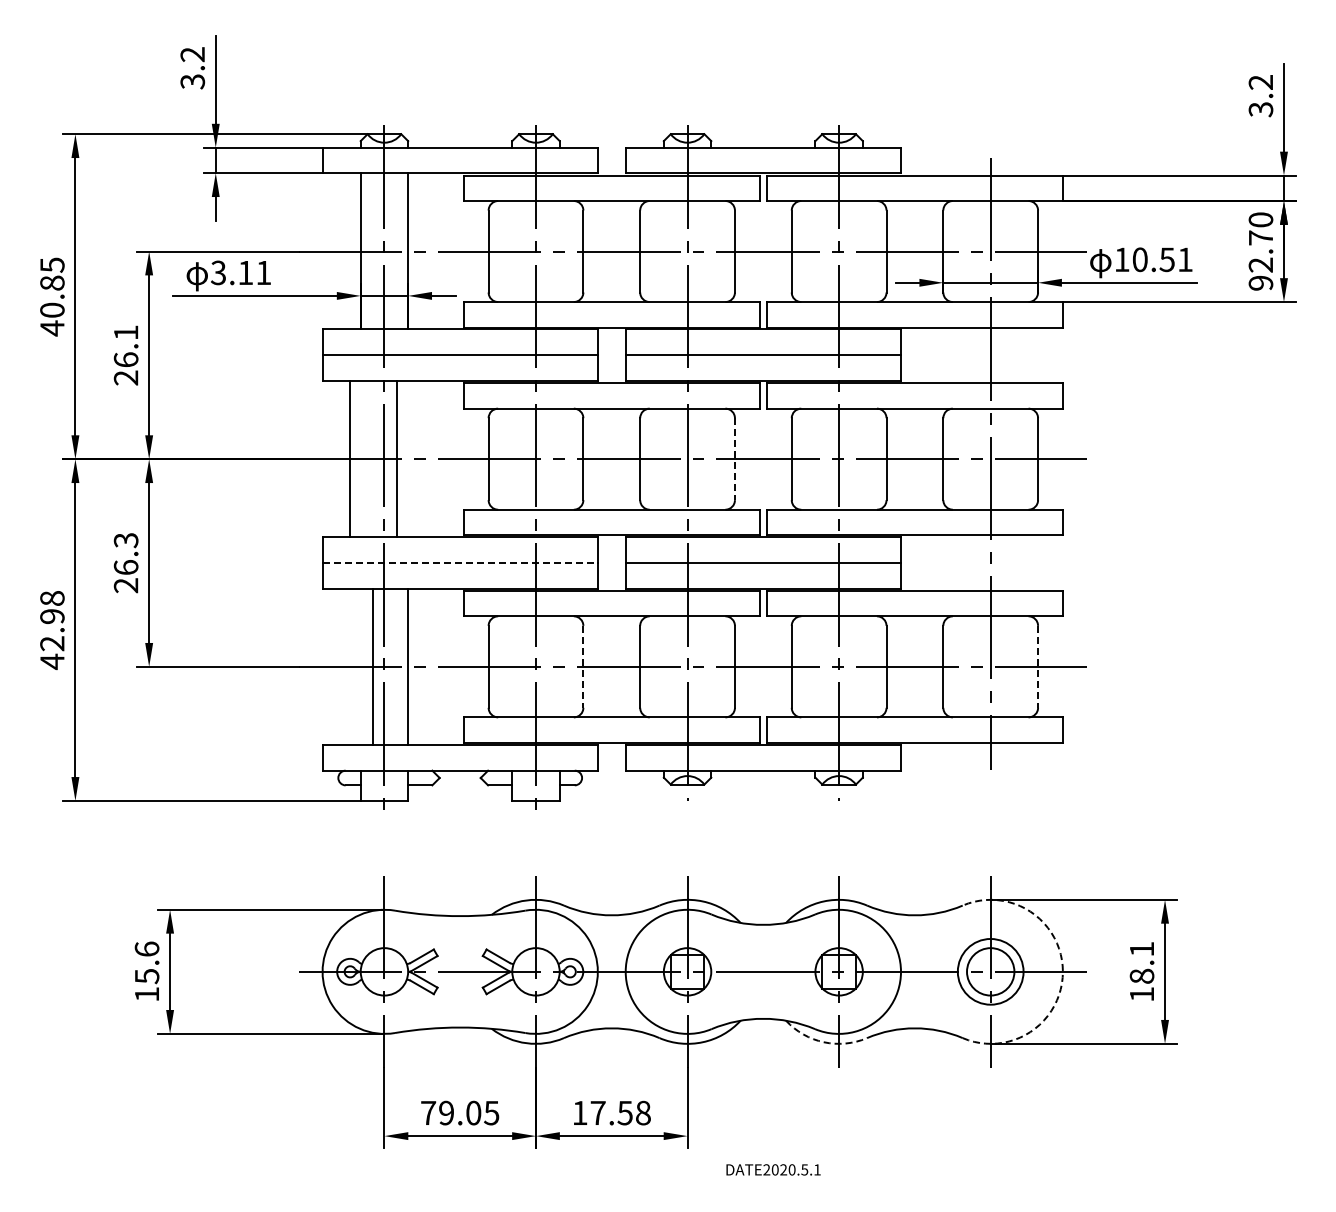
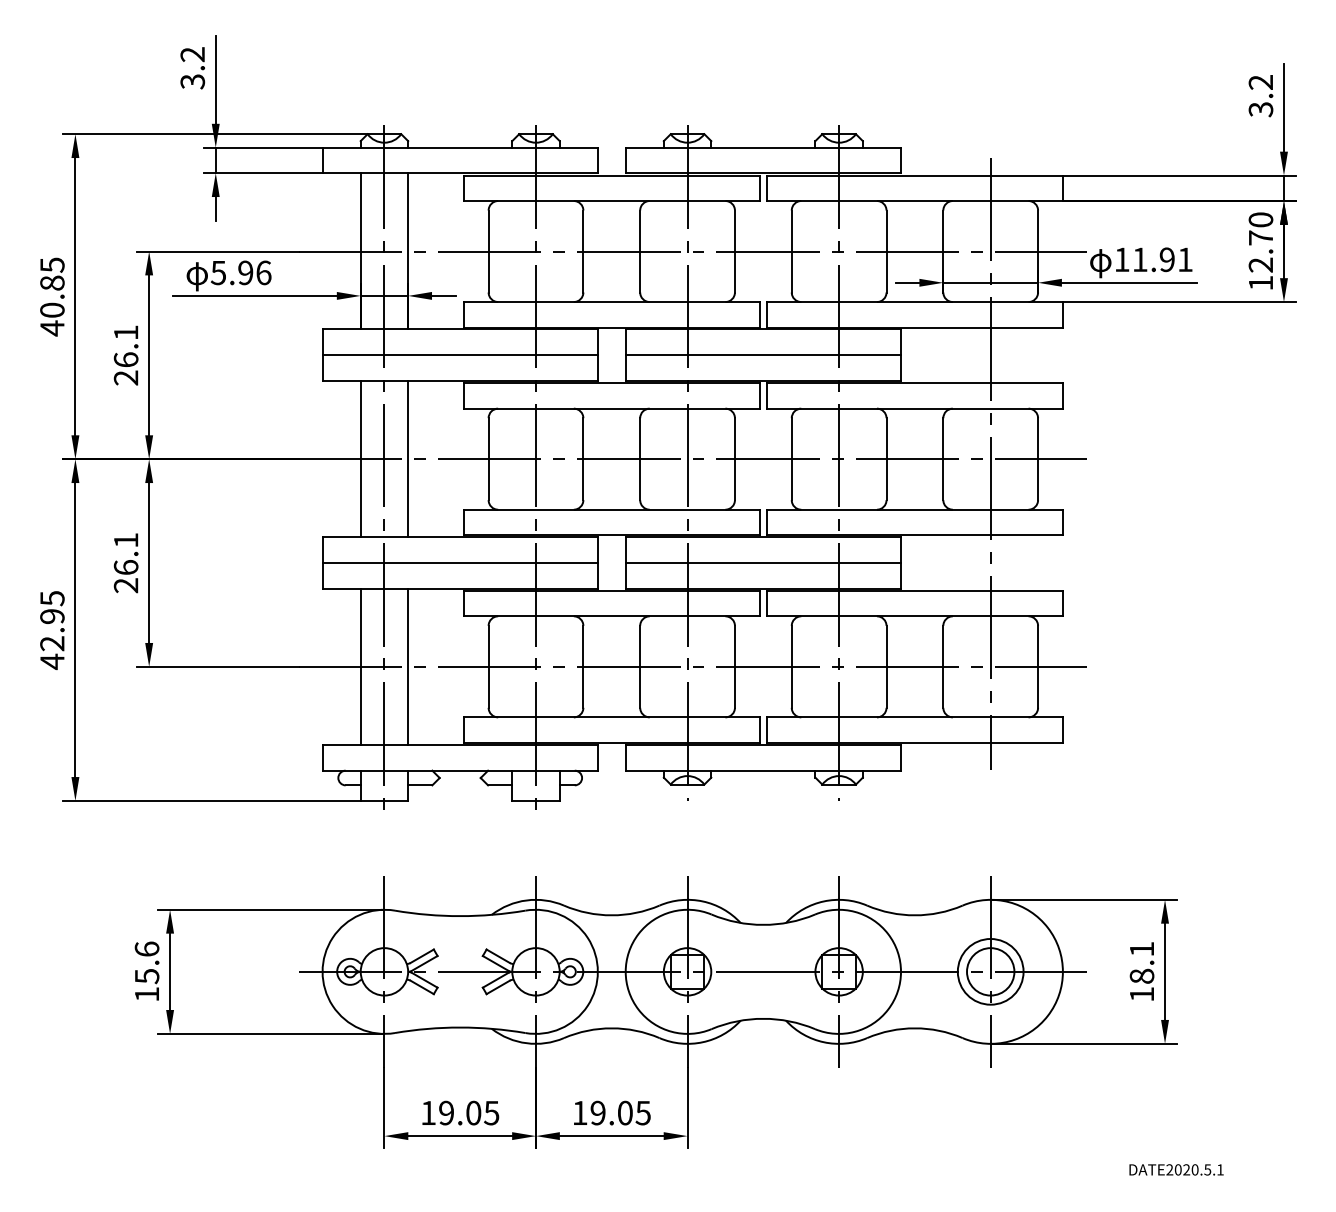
text: 10.51 -> 11.91 (1153, 259)
text: 3.11 -> 5.96 (241, 272)
text: 92.70 -> 12.70 (1260, 282)
line position: (349, 459) -> (360, 459) (360, 459)
line position: (397, 459) -> (408, 459) (408, 459)
line: dashed -> solid (734, 459)
text: 26.3 -> 26.1 (125, 540)
line: dashed -> solid (460, 562)
text: 42.98 -> 42.95 (52, 598)
line position: (372, 666) -> (360, 666) (360, 666)
line: dashed -> solid (583, 666)
line: dashed -> solid (1038, 666)
arc: dashed -> solid (1062, 971)
arc: dashed -> solid (823, 1042)
text: 79.05 -> 19.05 (428, 1112)
text: 17.58 -> 19.05 (620, 1112)
text position: (773, 1169) -> (1176, 1169) (1176, 1169)
